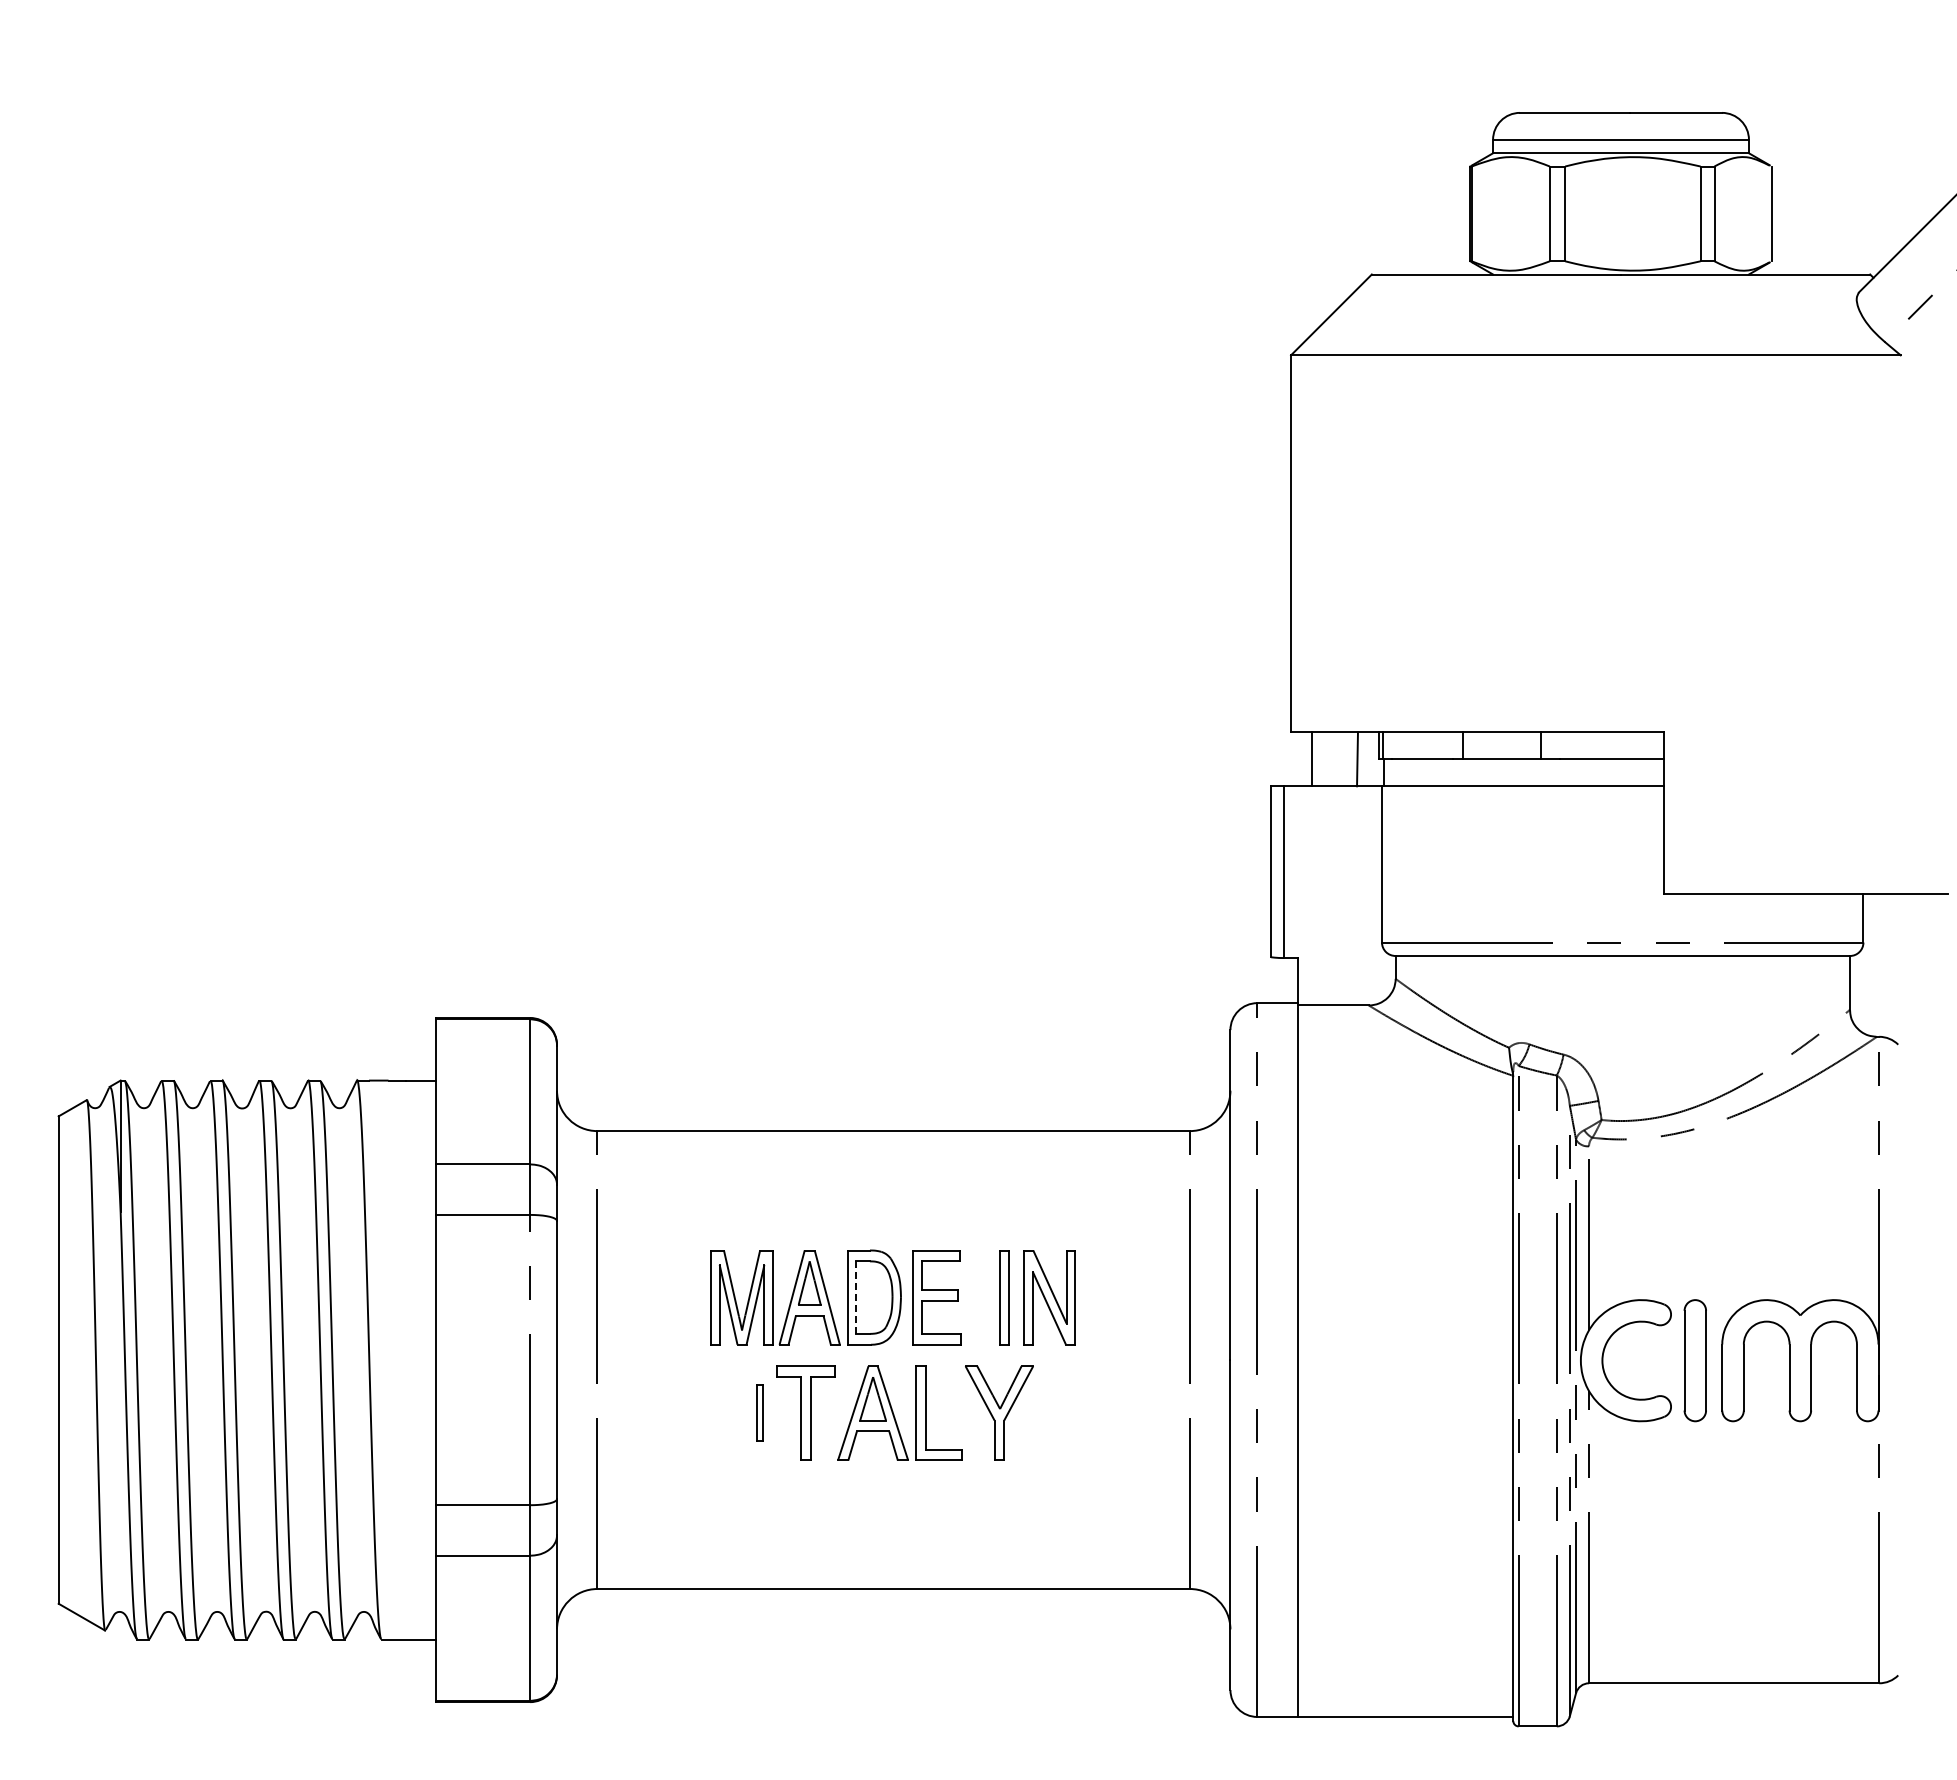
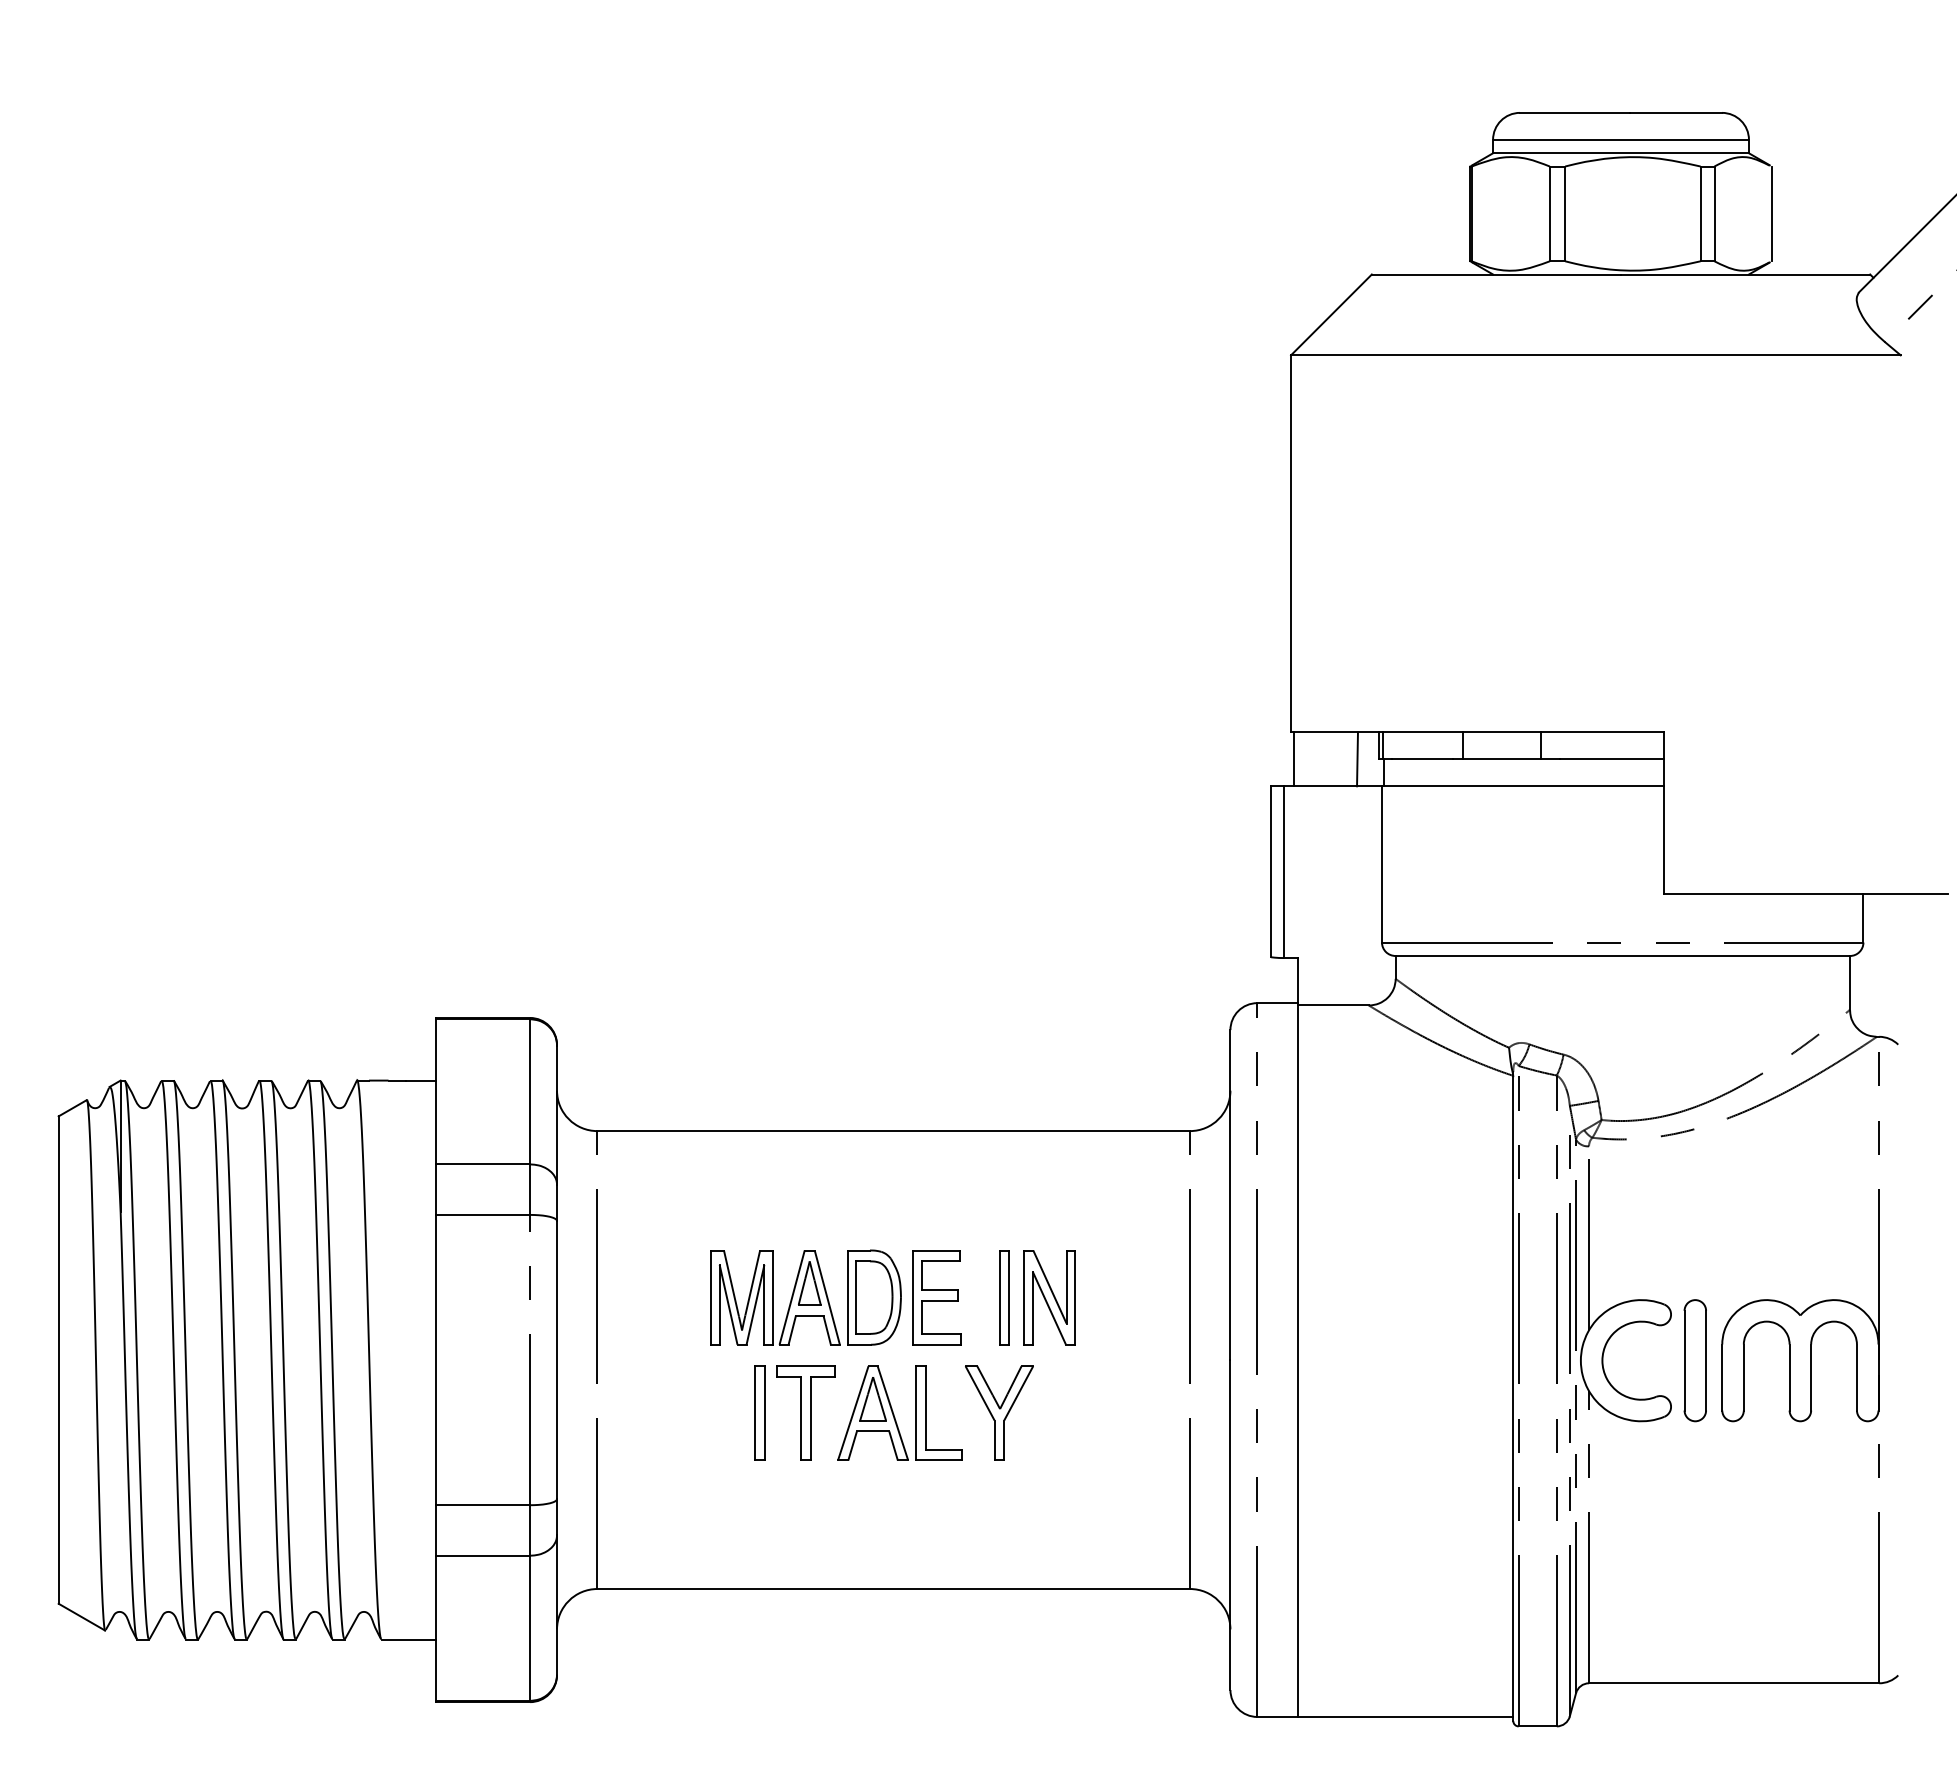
line position: (1311, 759) -> (1293, 759) (1293, 759)
line: dashed -> solid (856, 1298)
part size: 8x58 px -> 12x96 px (759, 1412)
